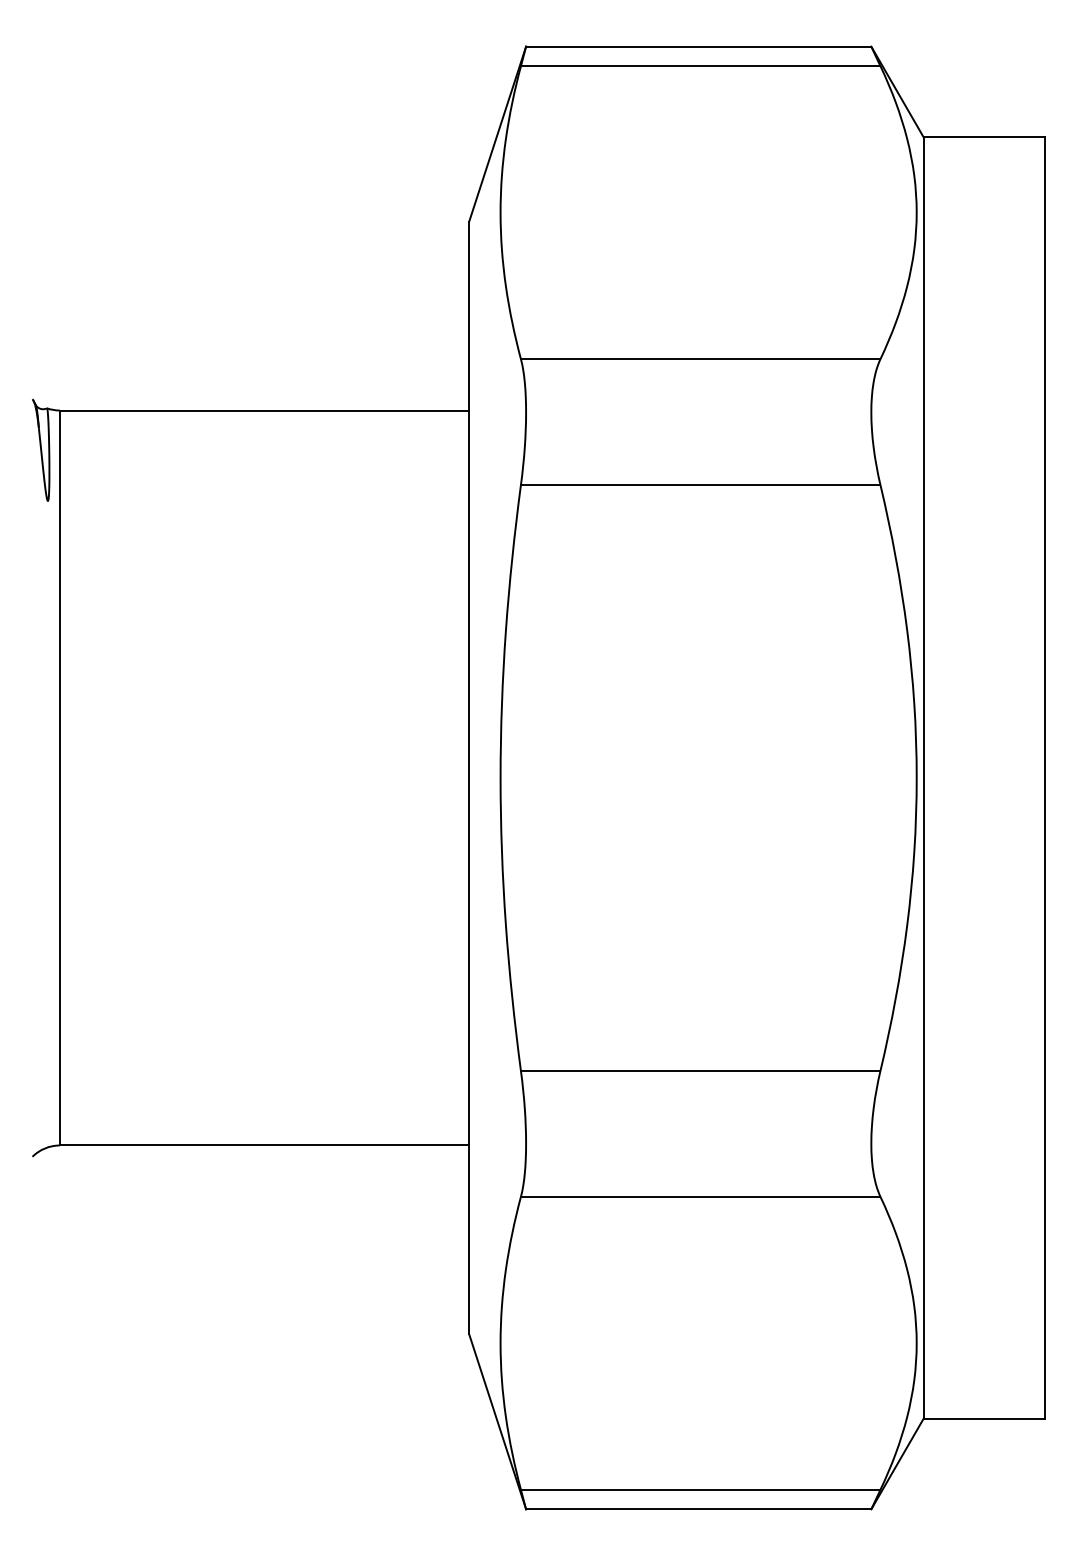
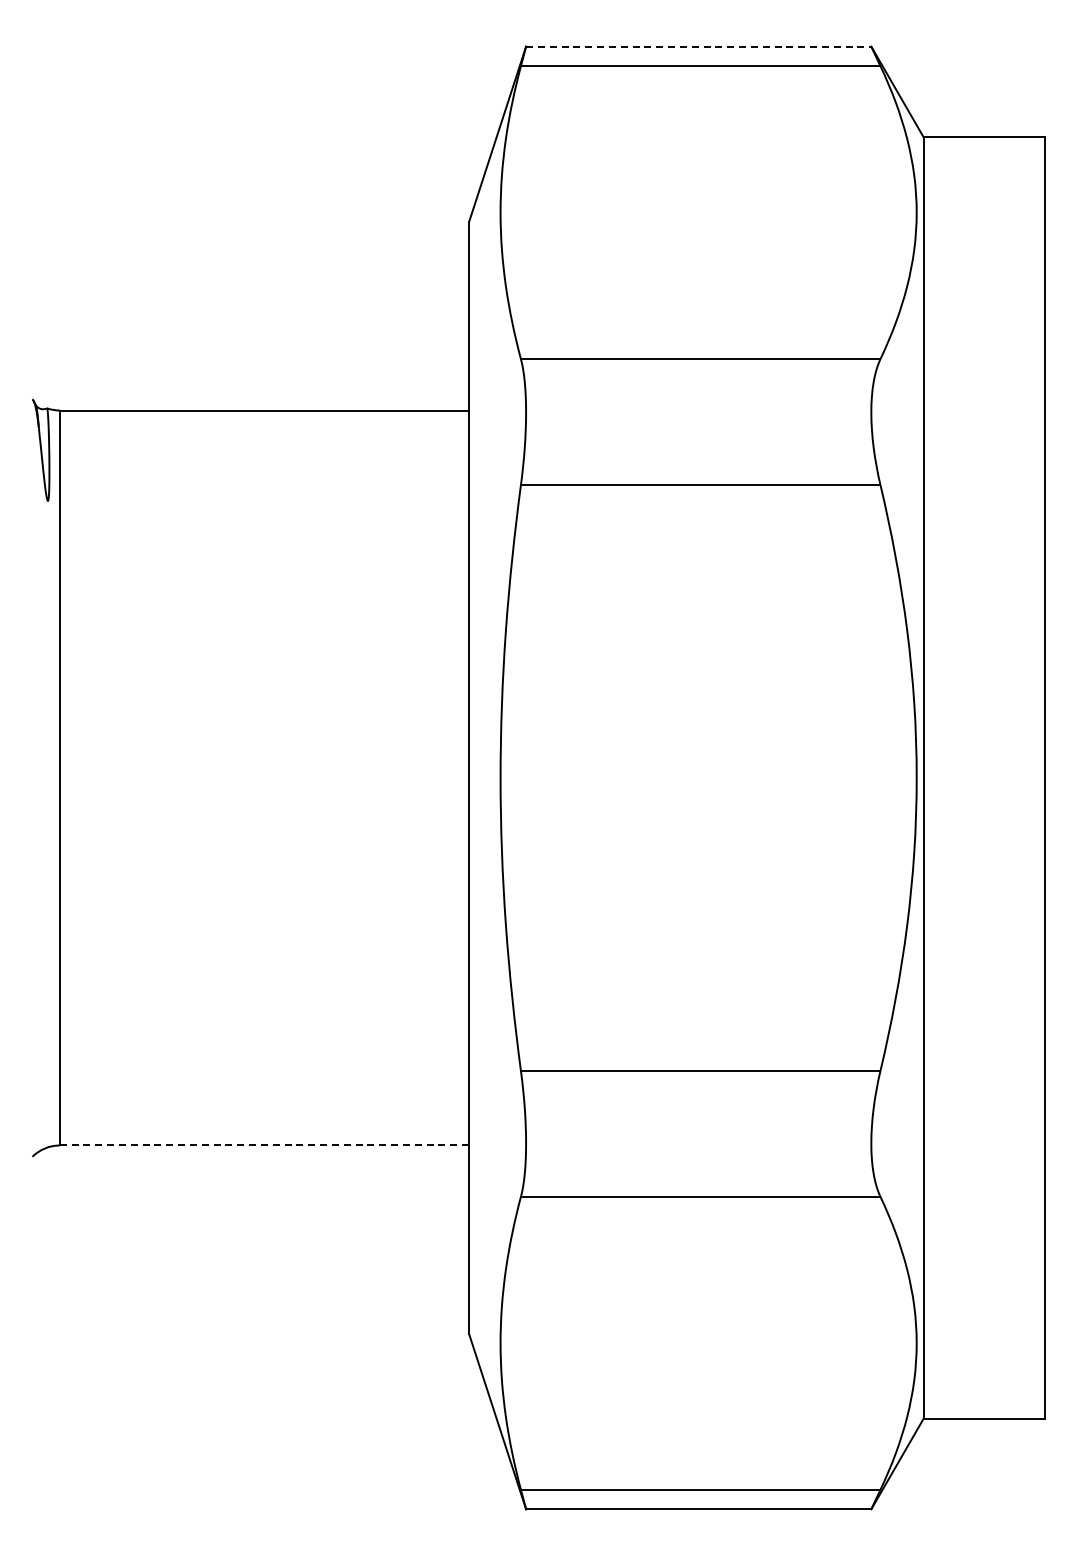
line: solid -> dashed (698, 46)
line: solid -> dashed (264, 1145)
